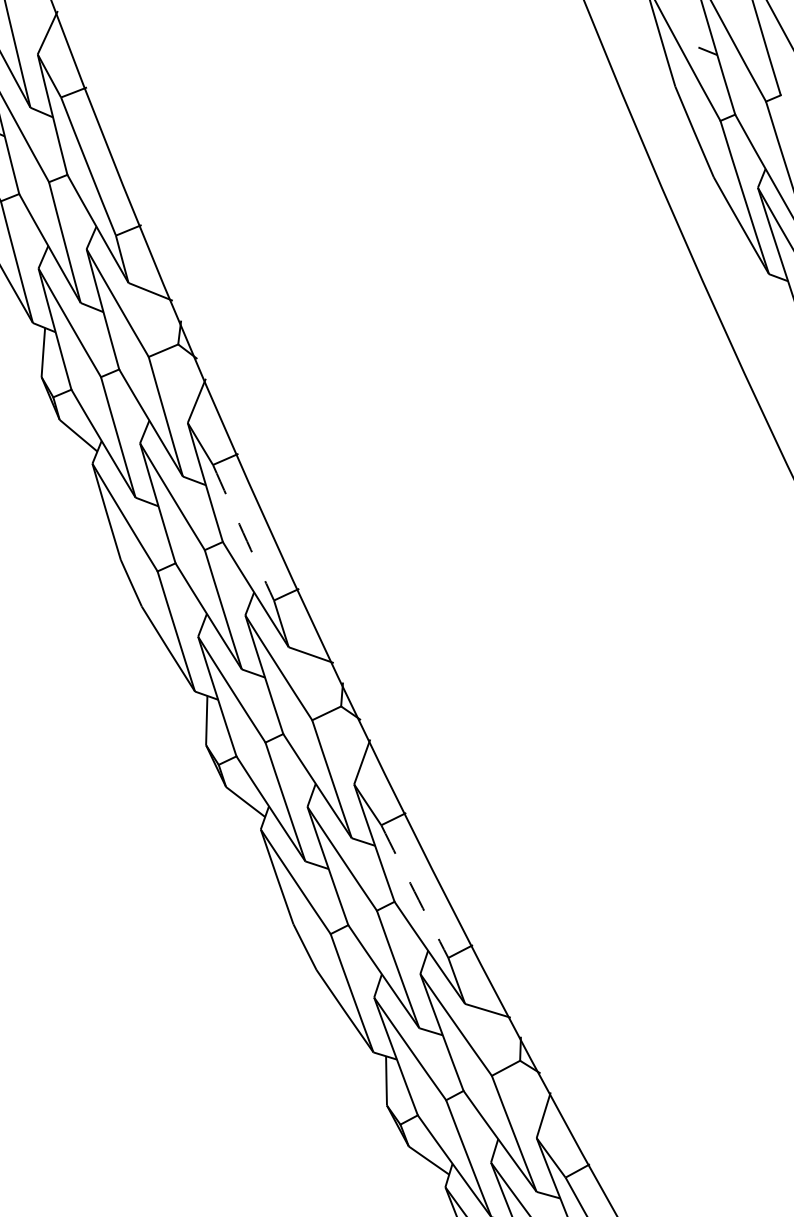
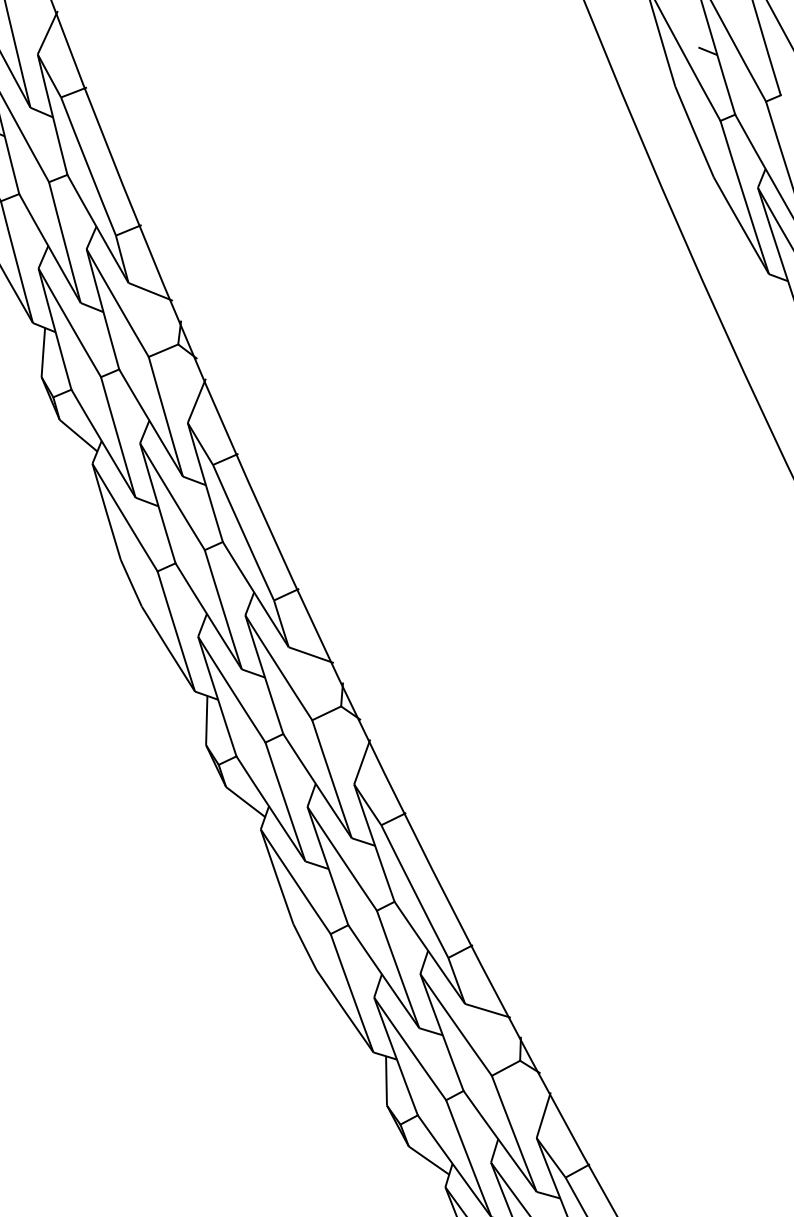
arc: dashed -> solid (243, 532)
arc: dashed -> solid (414, 891)
